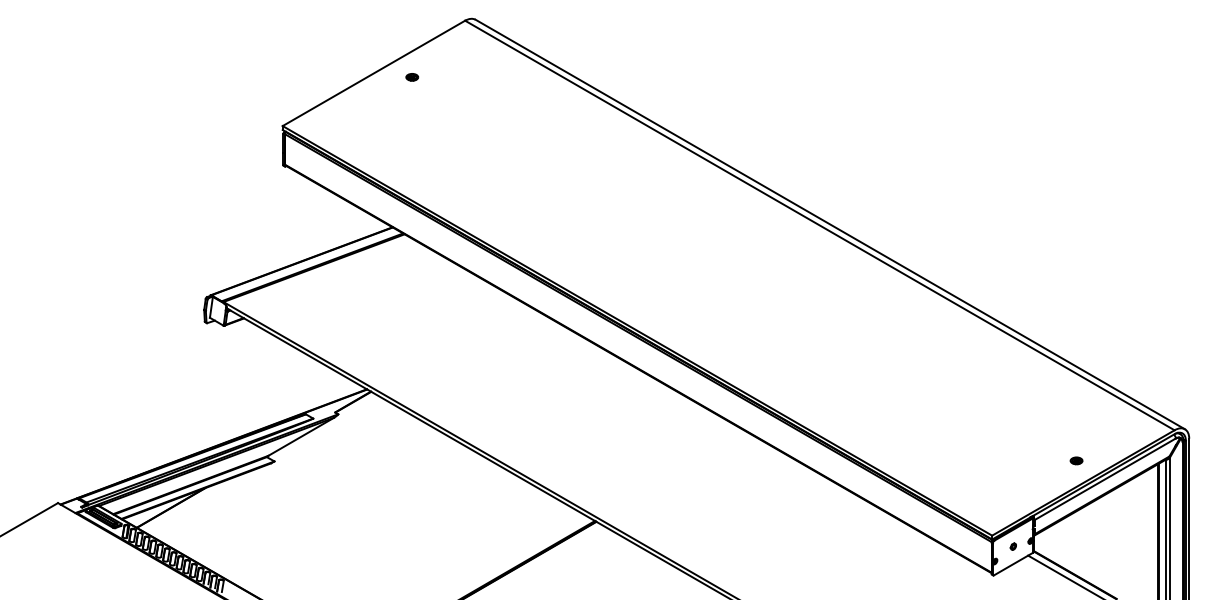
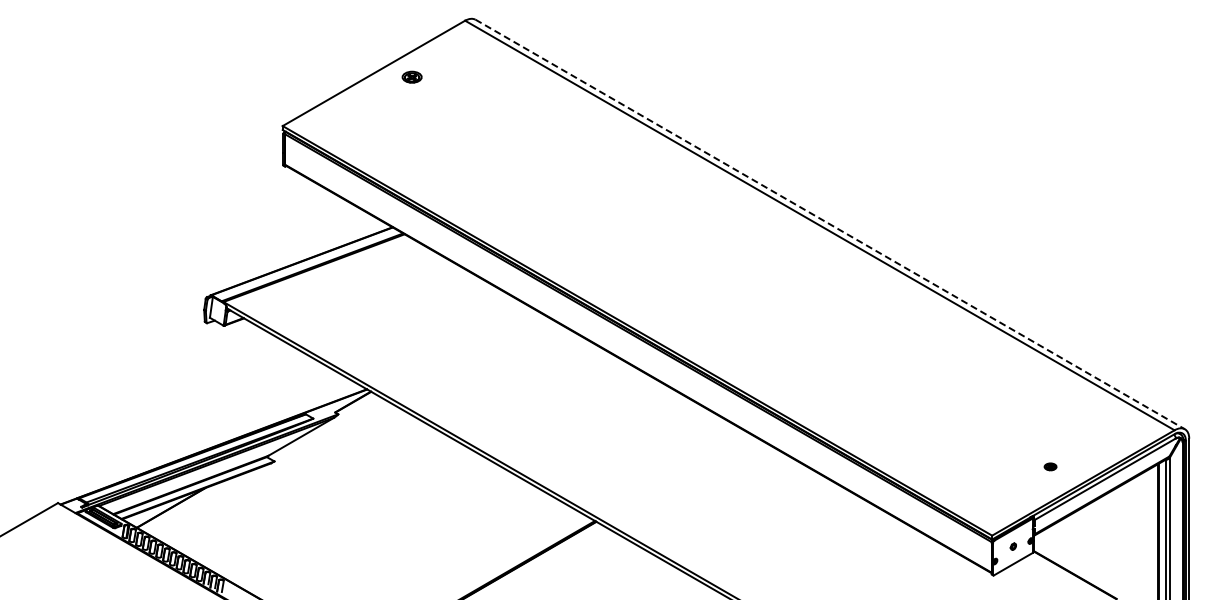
part size: 15x9 px -> 22x14 px (411, 76)
line: solid -> dashed (830, 224)
part position: (1076, 460) -> (1050, 466) (1050, 466)
line: present -> none (1063, 575)
